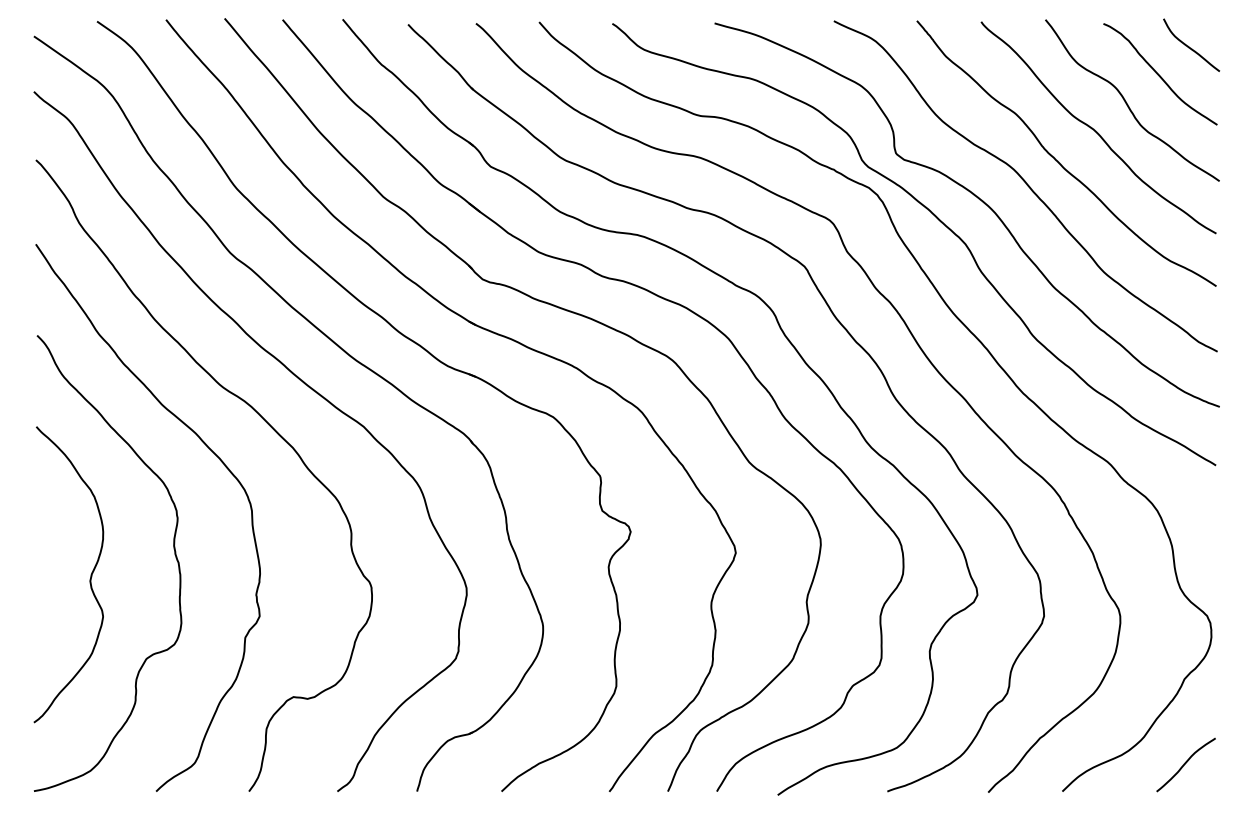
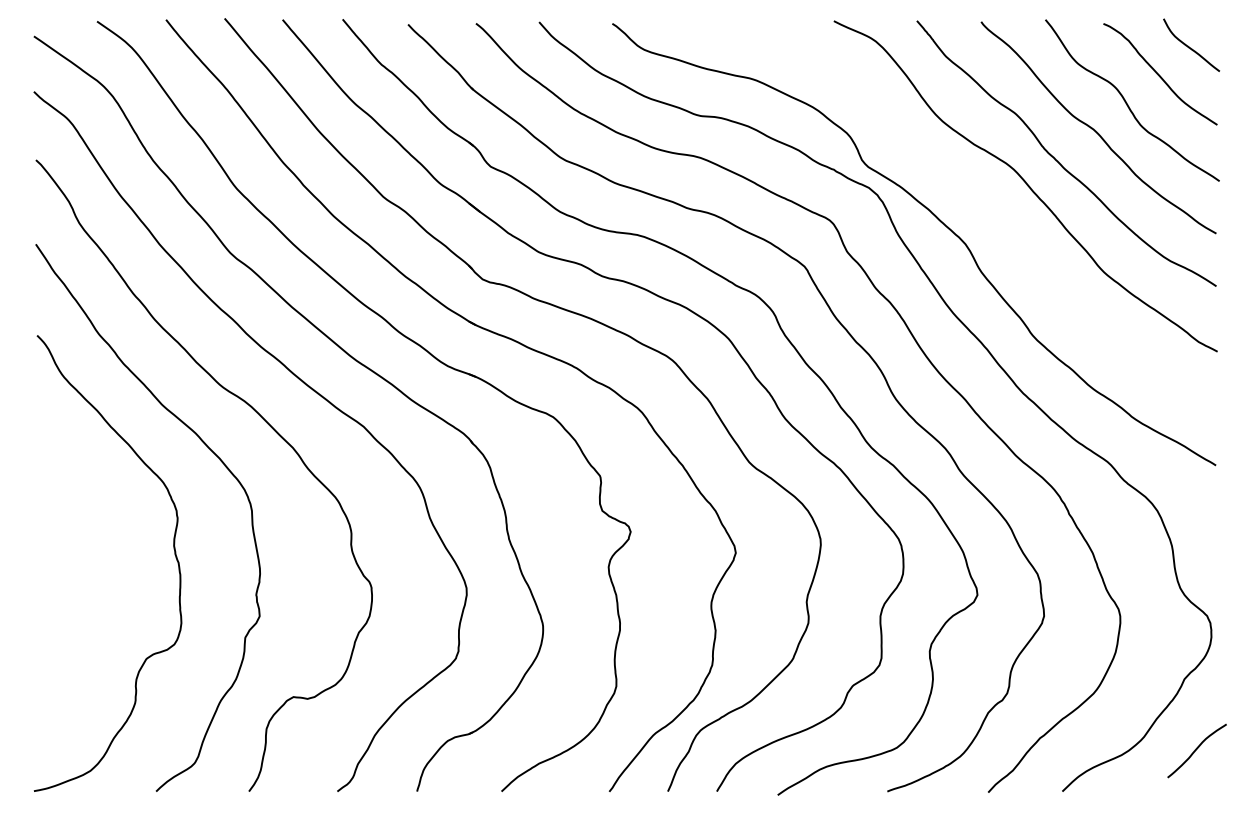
curve: present -> none (978, 199)
curve: present -> none (89, 579)
curve position: (1185, 764) -> (1196, 750) (1196, 750)
